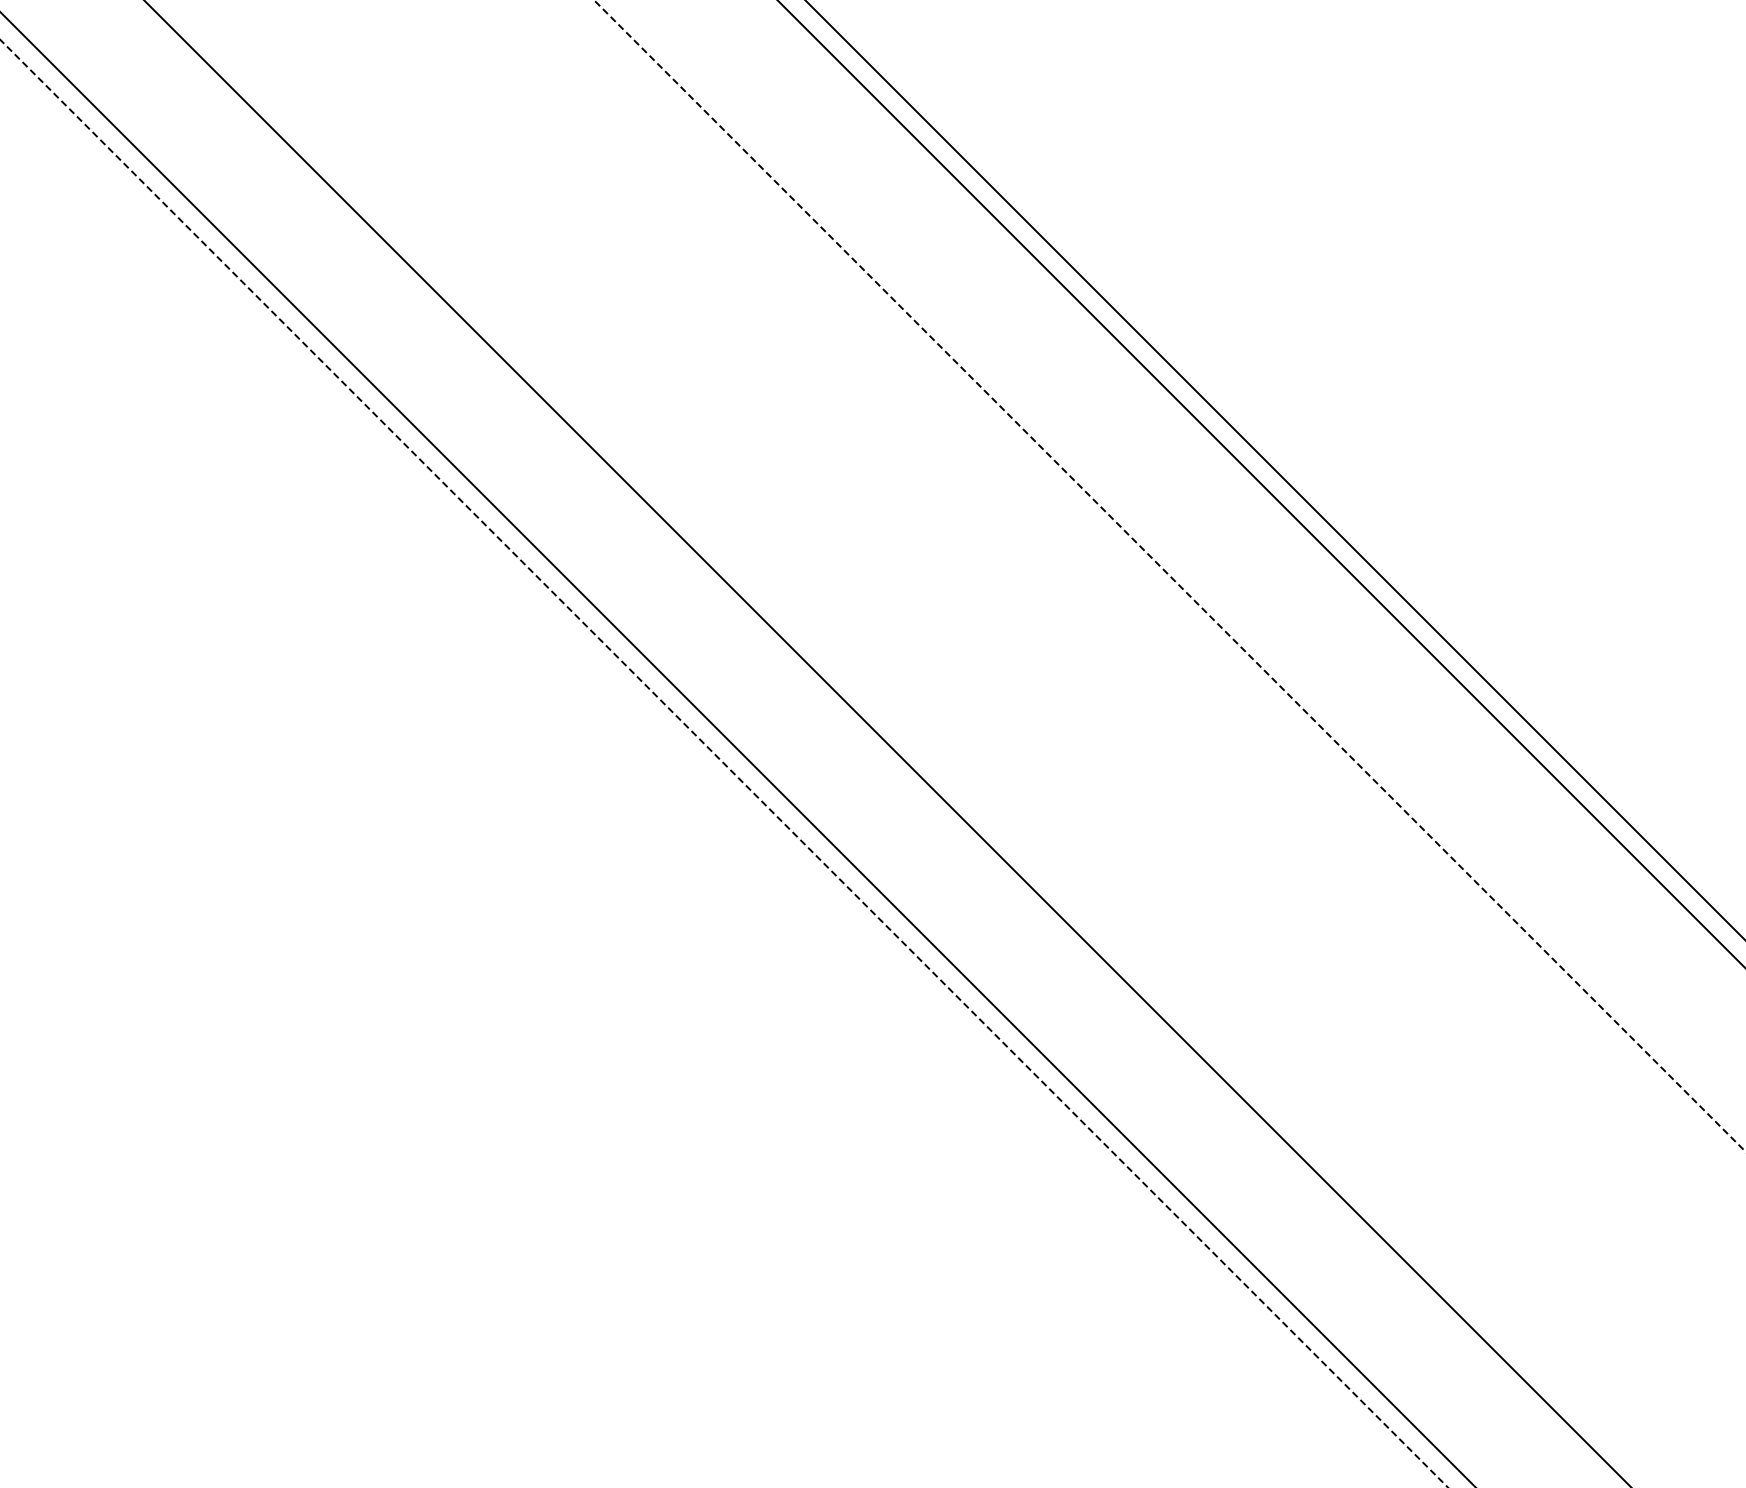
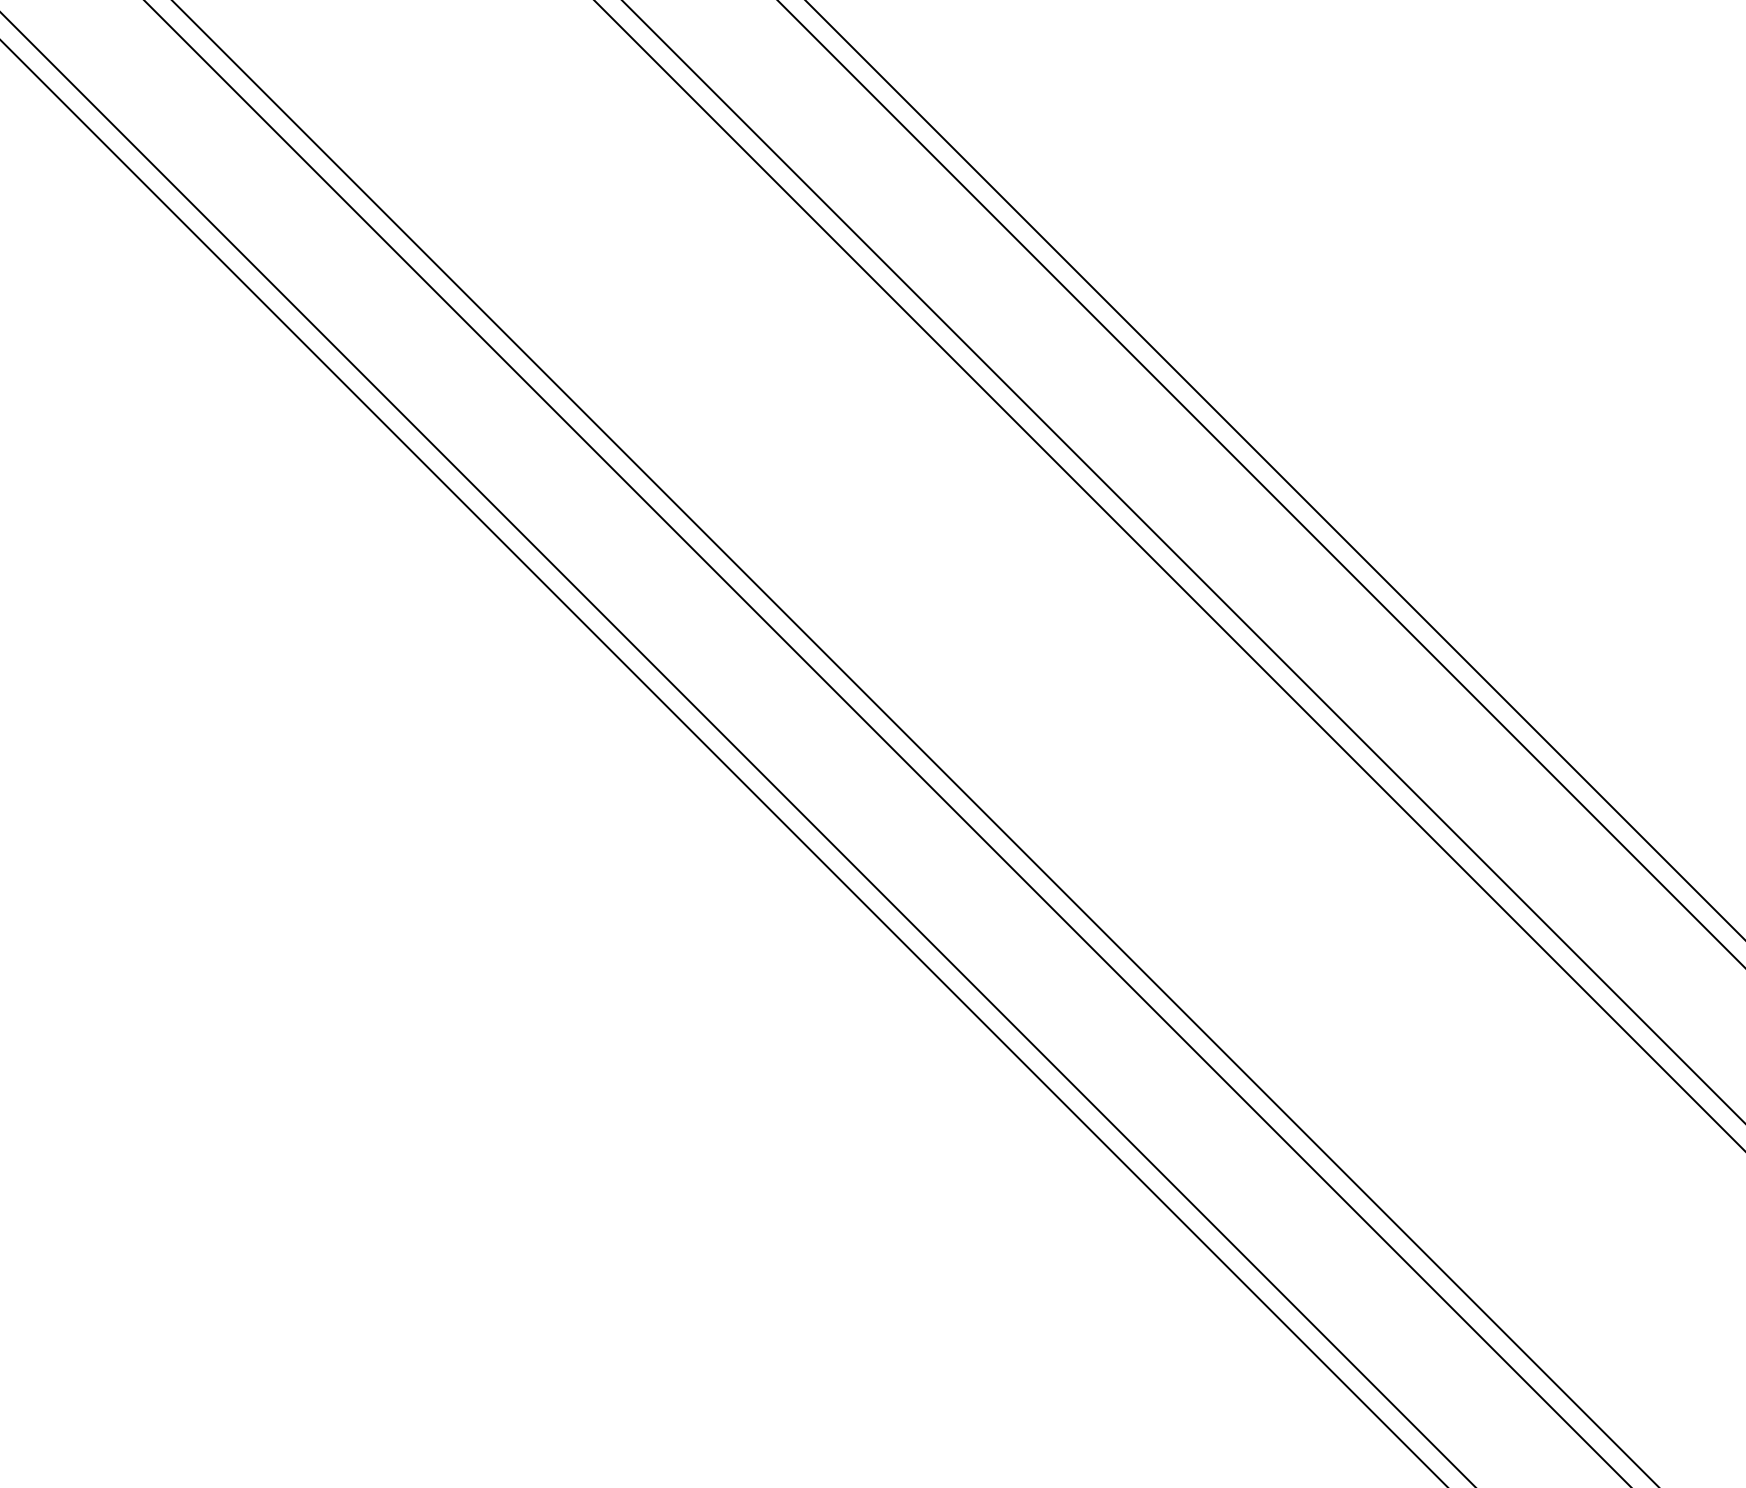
line: none -> present (1182, 561)
line: dashed -> solid (1169, 575)
line: none -> present (914, 743)
line: dashed -> solid (724, 763)
